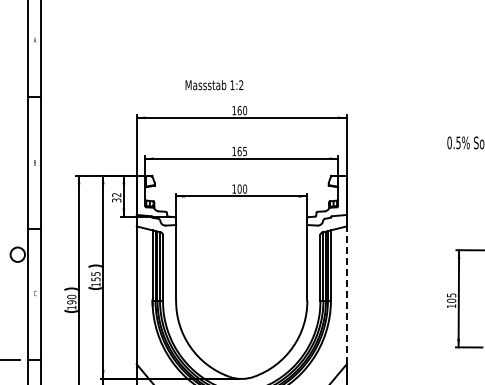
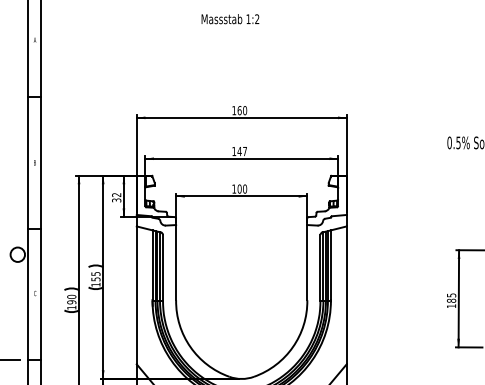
text position: (214, 85) -> (230, 19) (230, 19)
text: 165 -> 147 (241, 151)
line: dashed -> solid (346, 295)
text: 105 -> 185 (451, 300)
